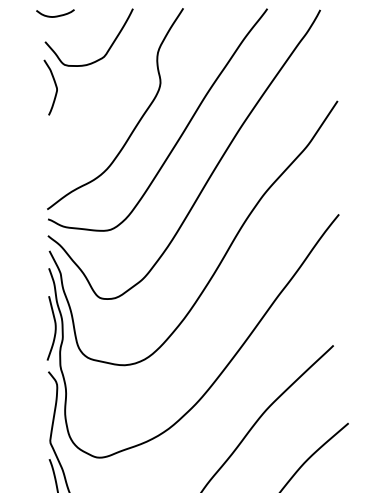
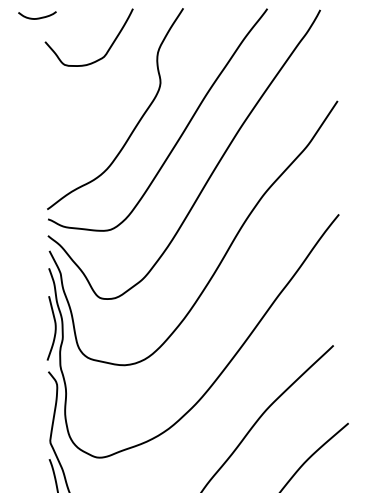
curve position: (55, 15) -> (37, 17) (37, 17)
curve: present -> none (54, 84)
